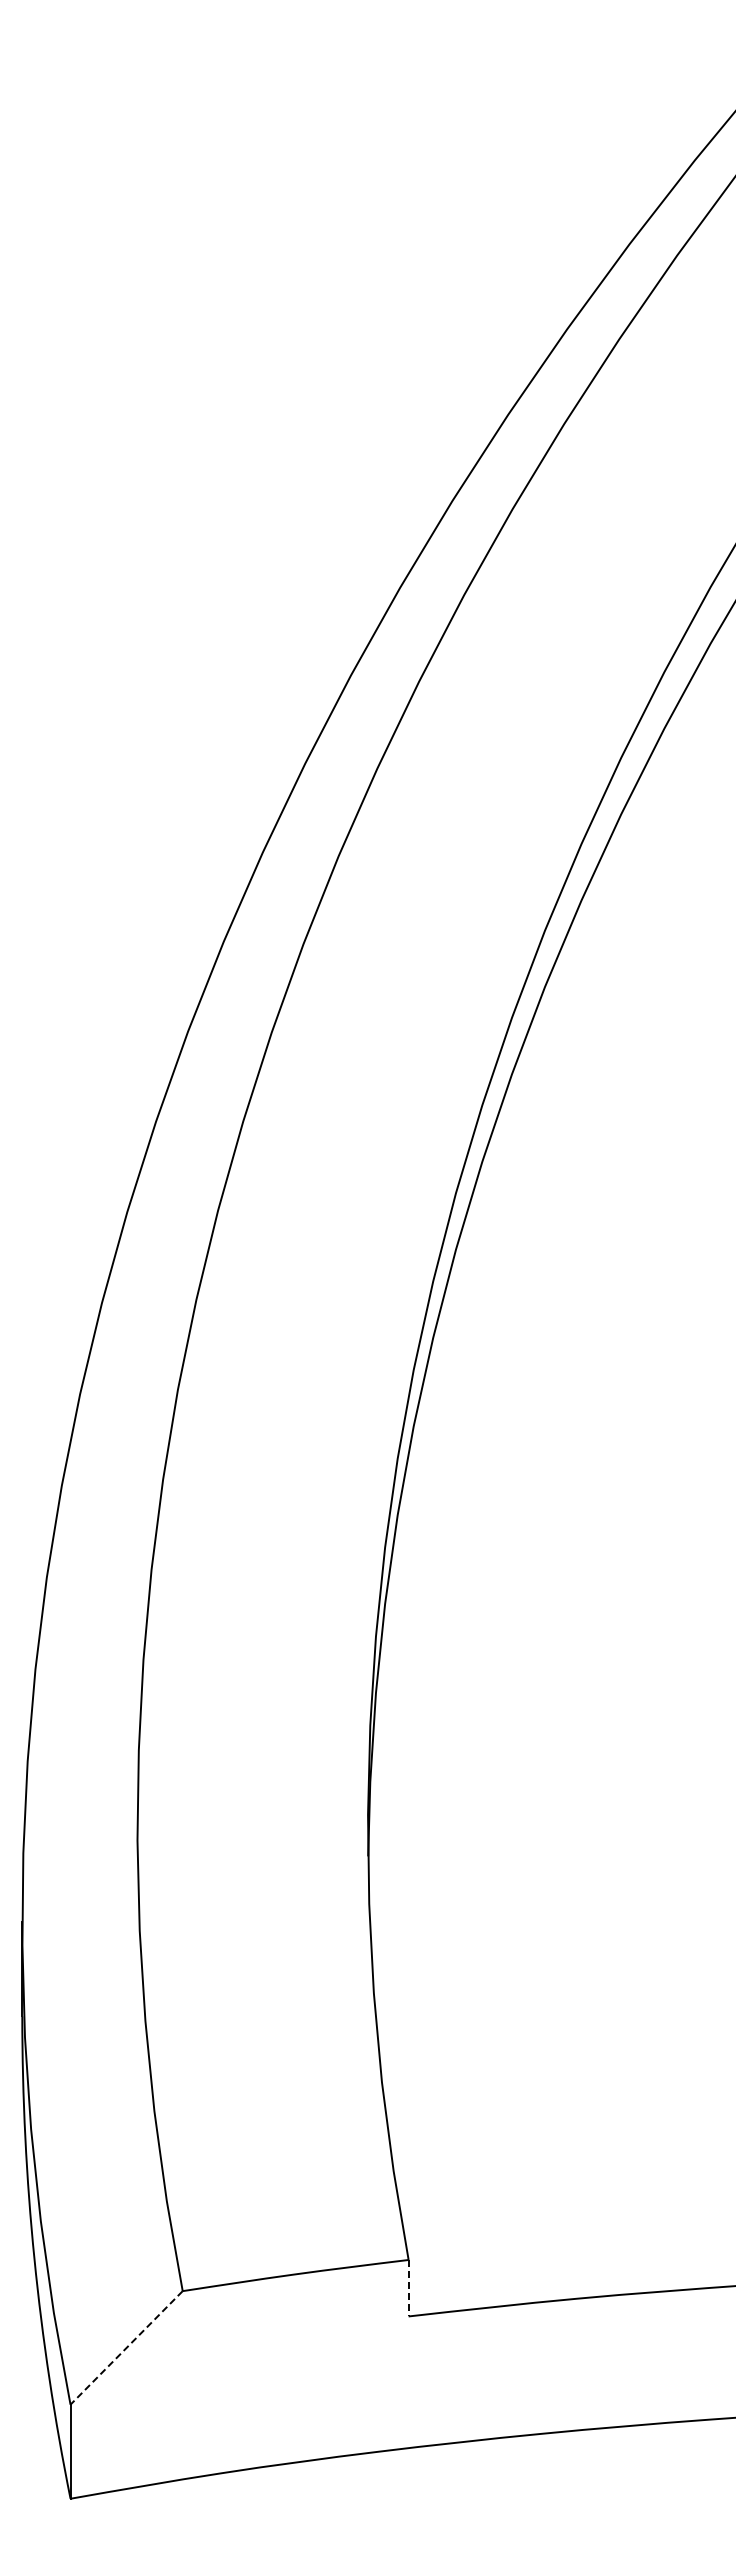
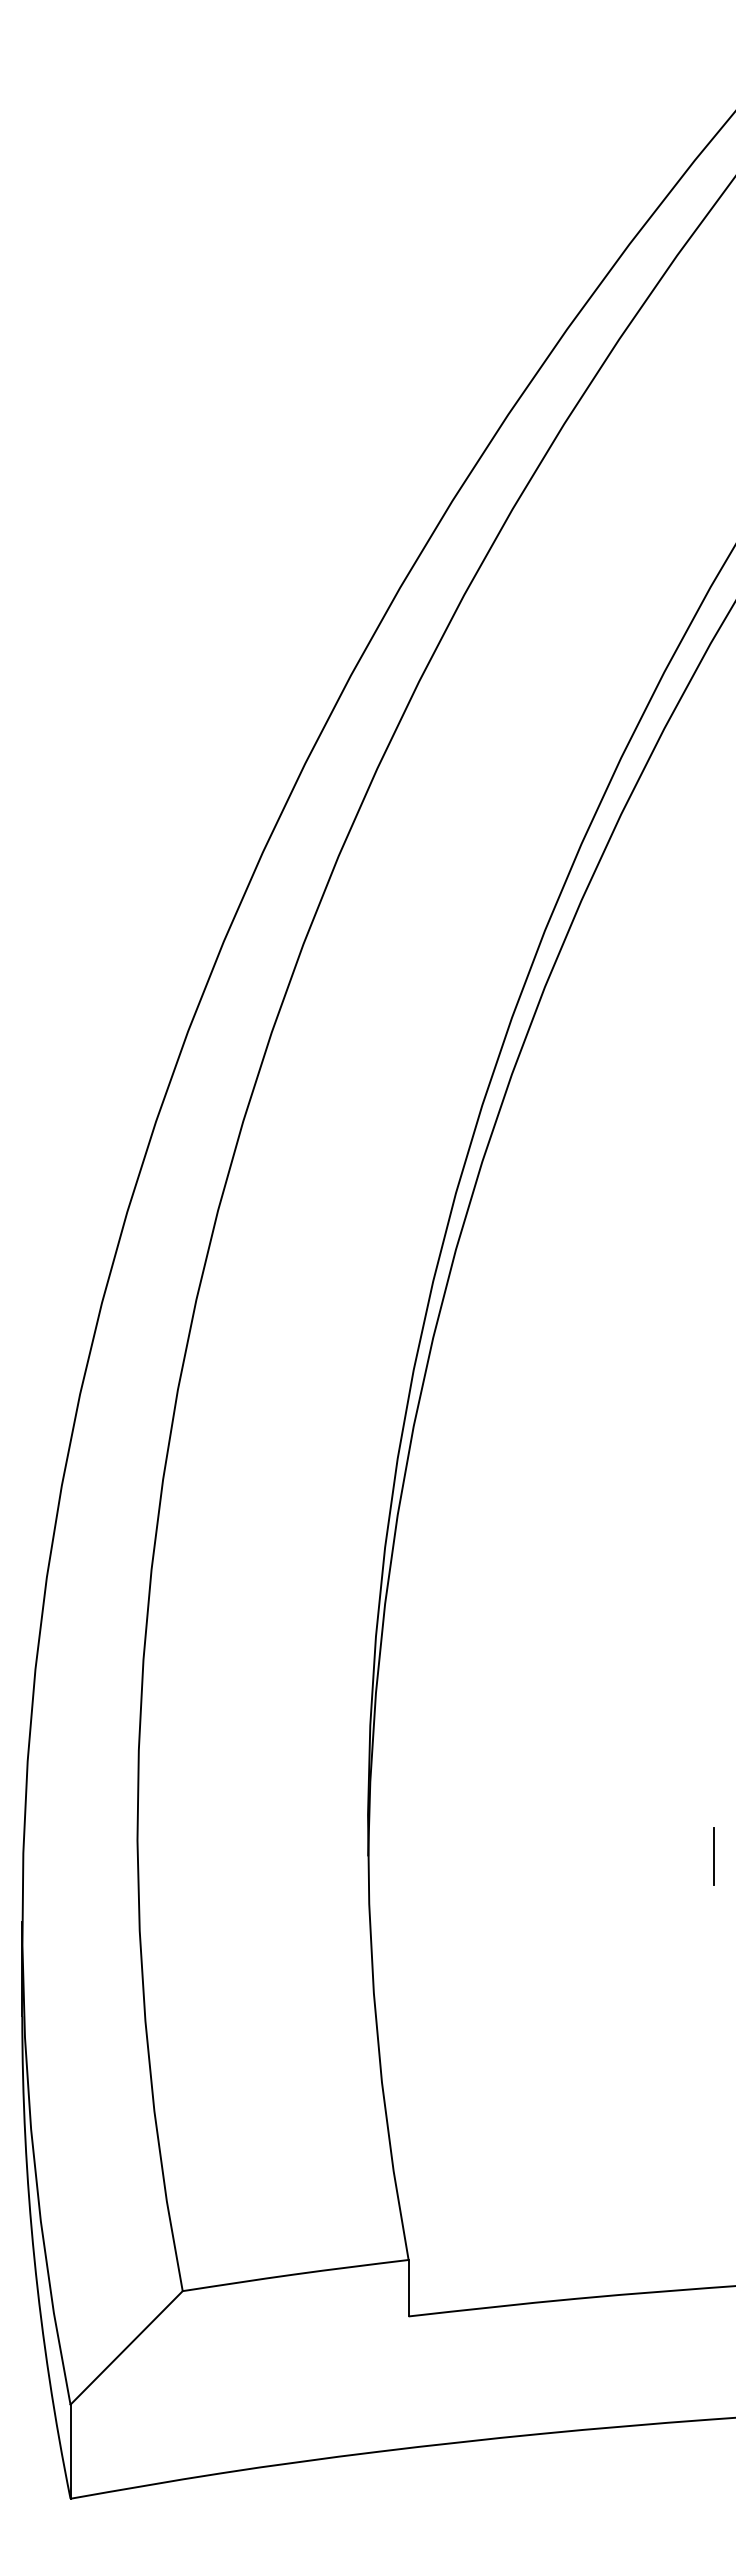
line: none -> present (713, 1856)
line: dashed -> solid (408, 2288)
line: dashed -> solid (126, 2347)
